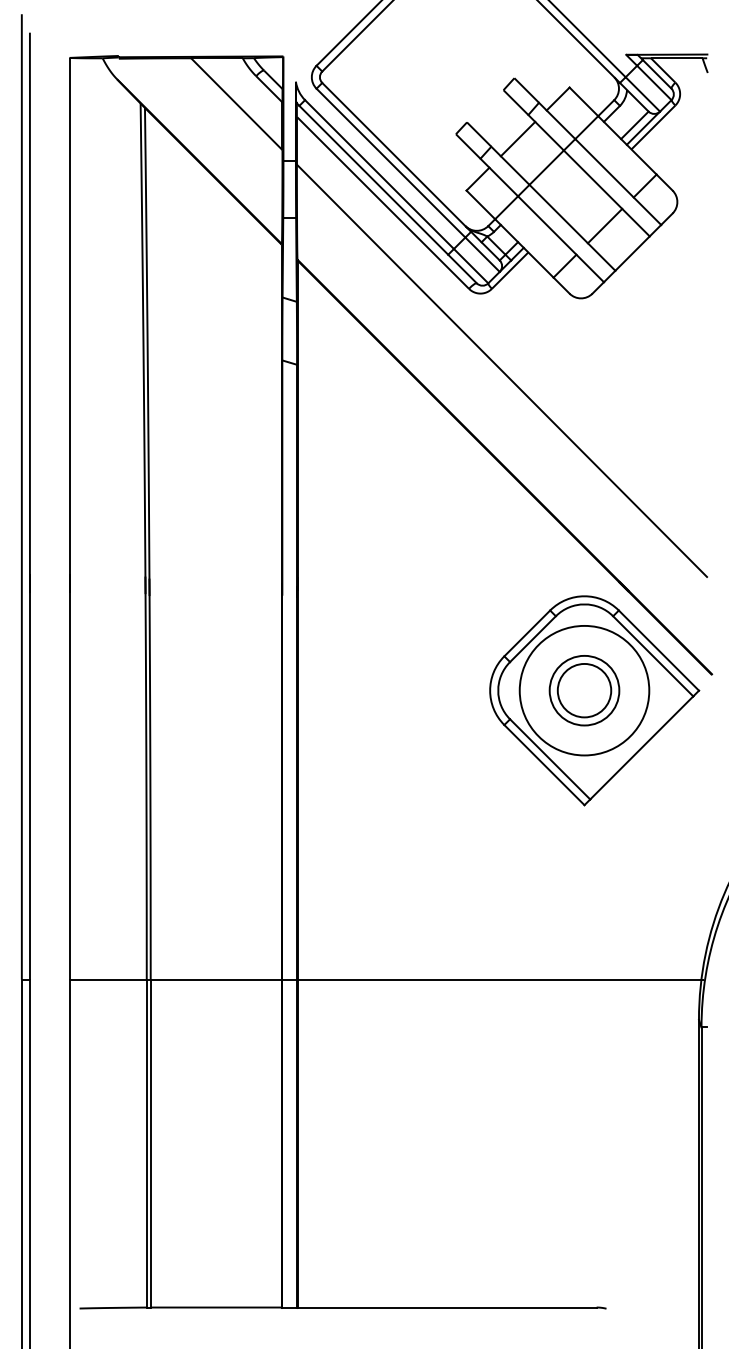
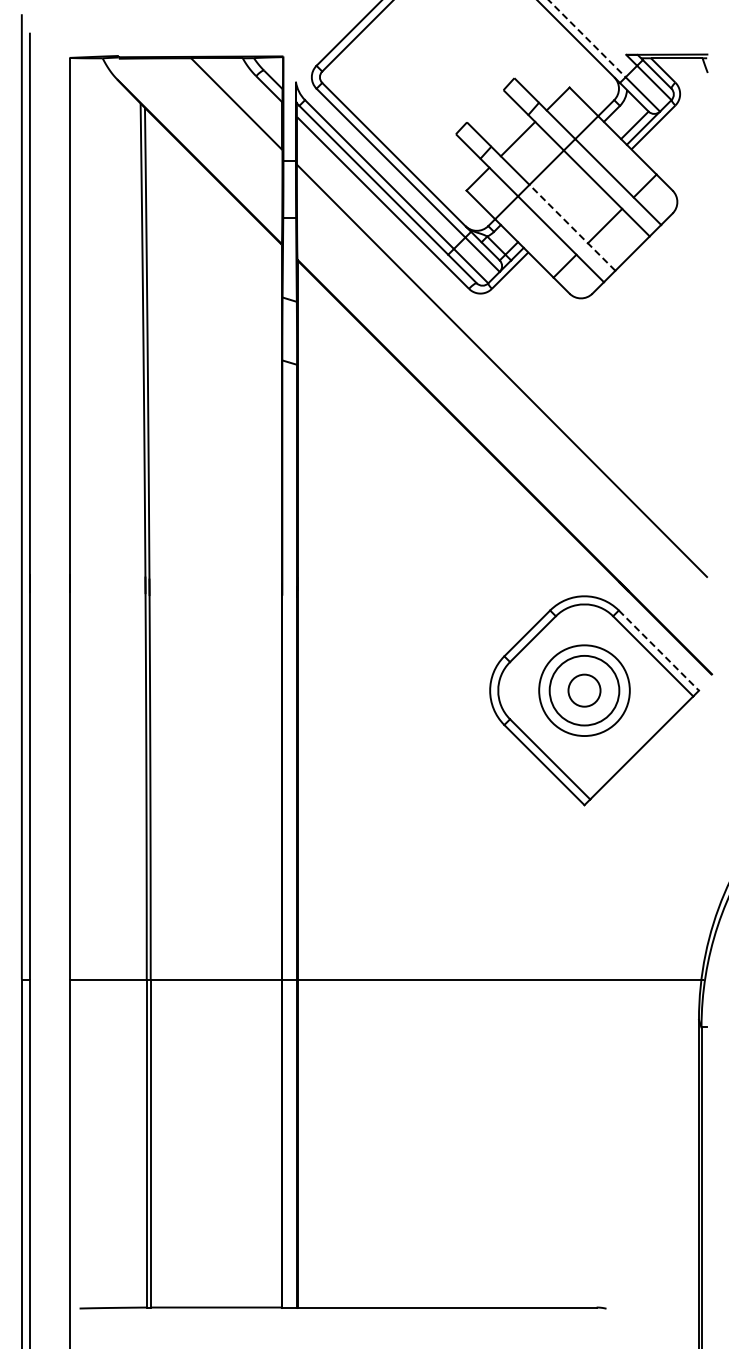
line: solid -> dashed (587, 39)
line: solid -> dashed (572, 227)
line: solid -> dashed (658, 650)
circle diameter: 130 px -> 91 px (584, 690)
circle diameter: 53 px -> 32 px (584, 690)
